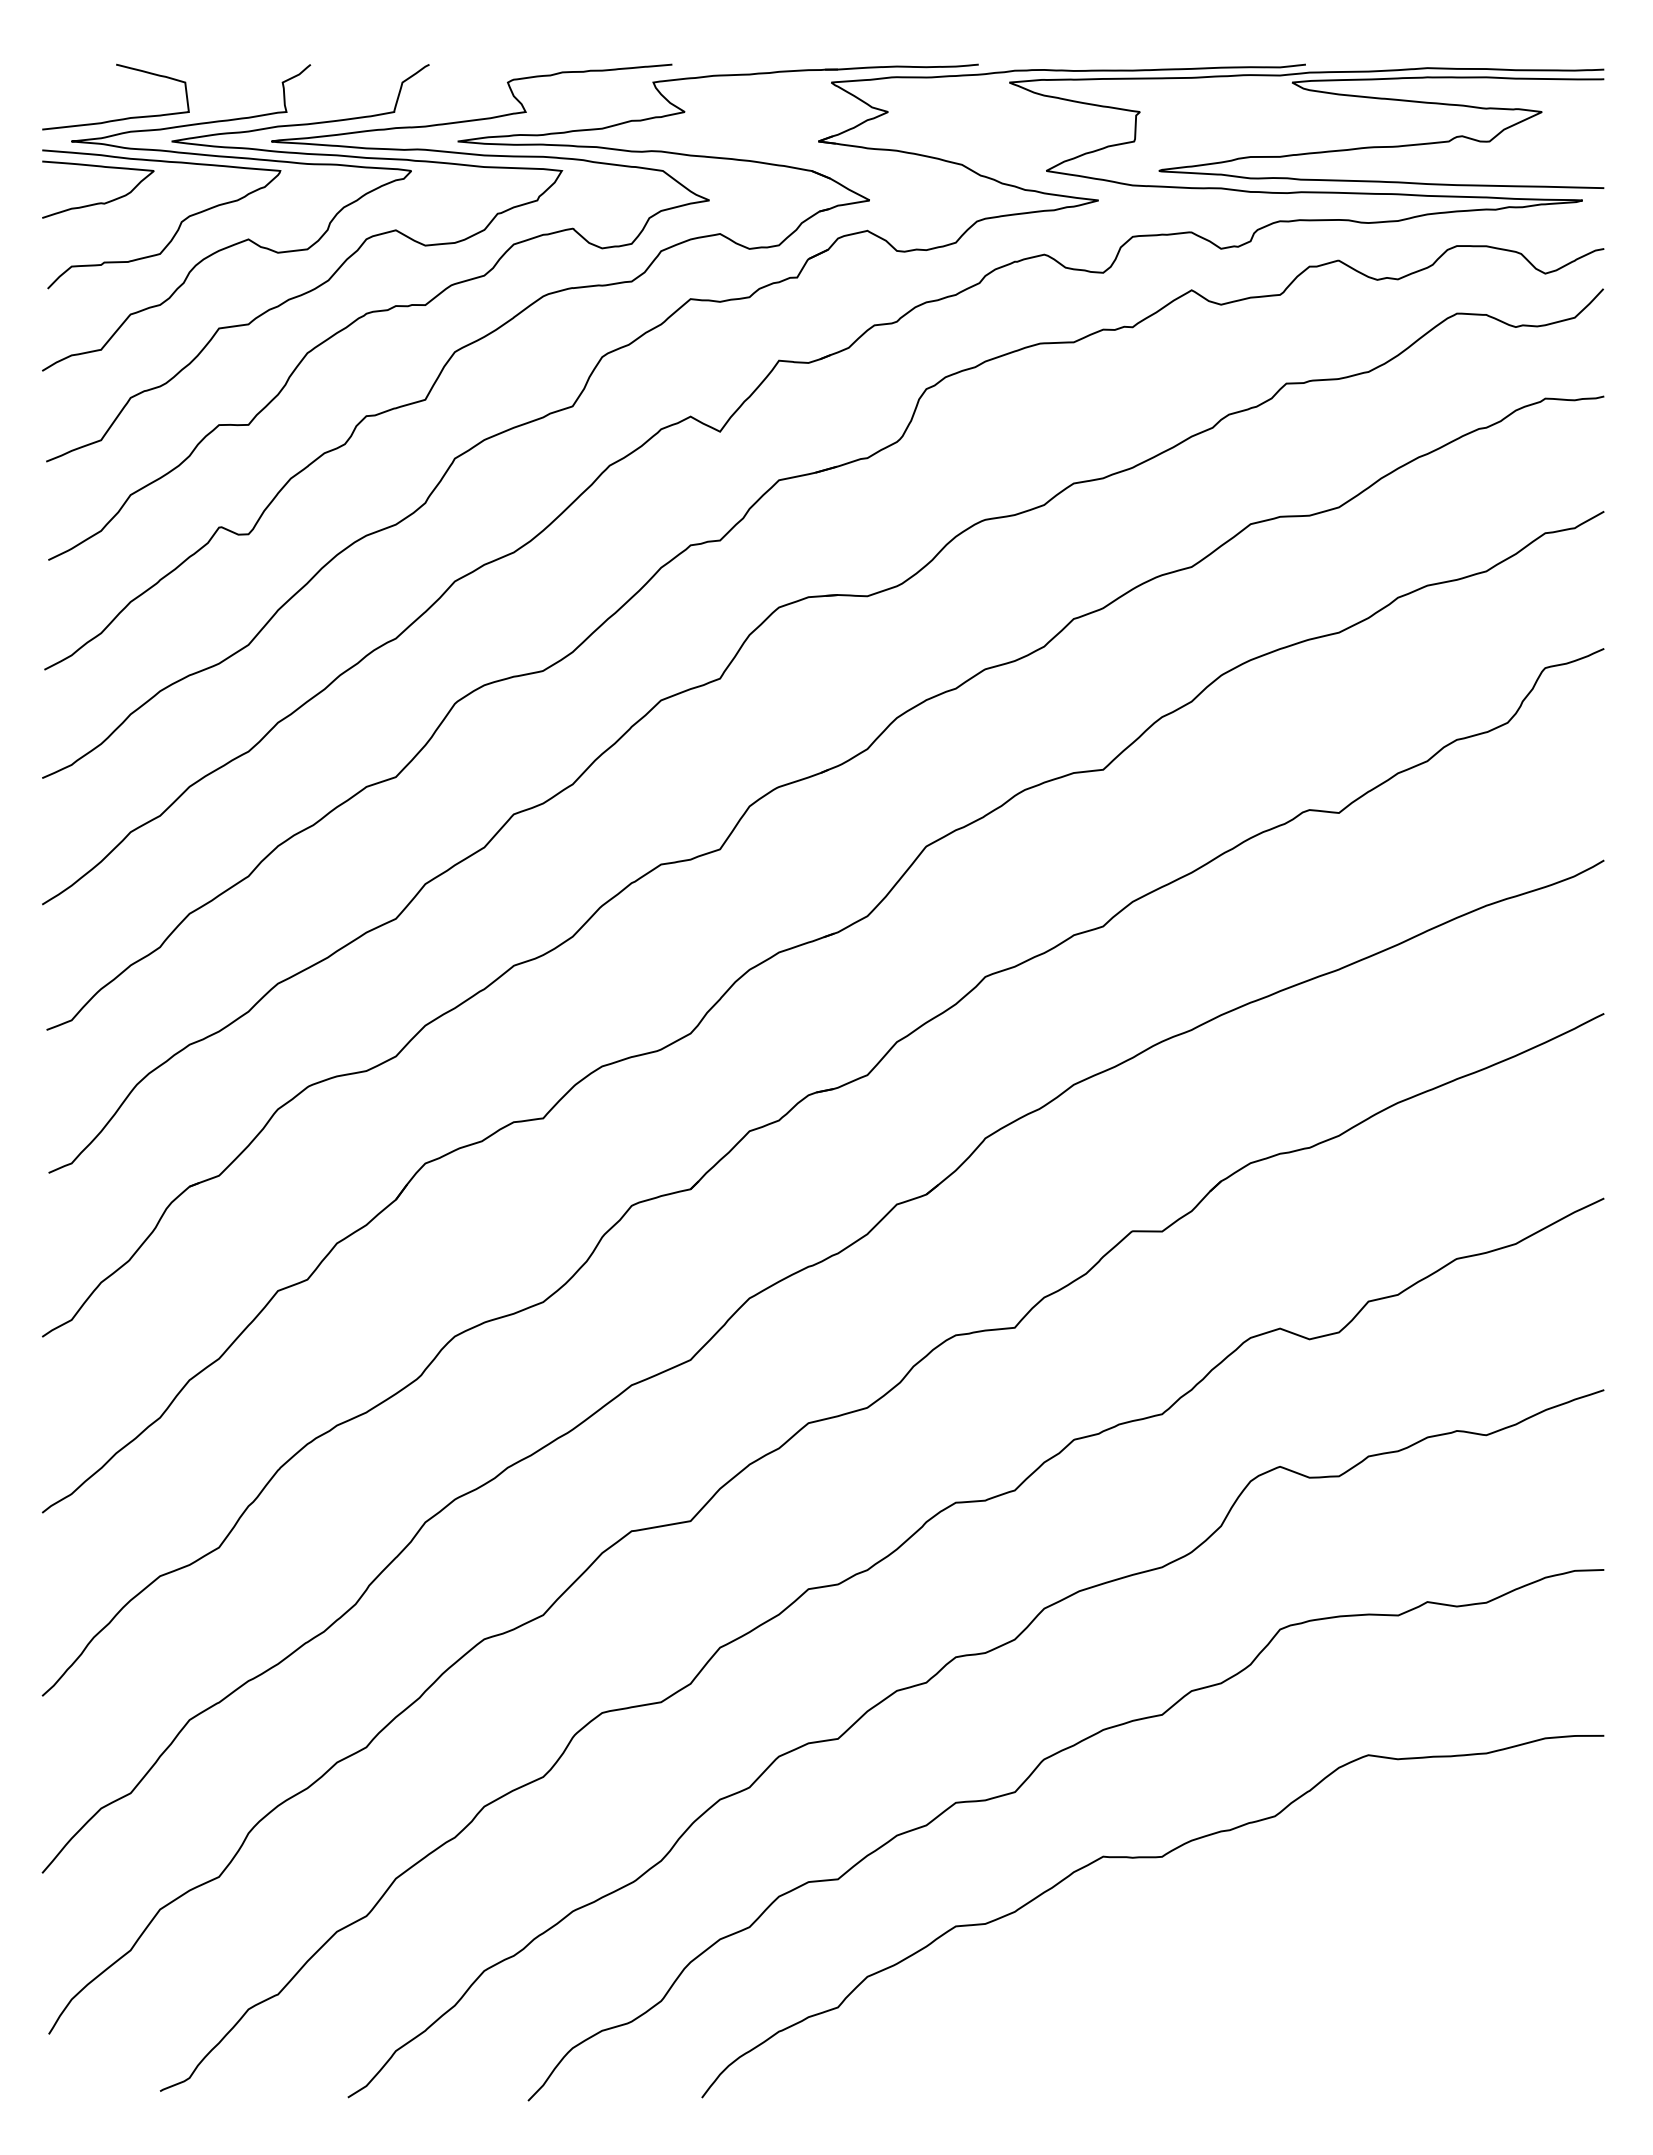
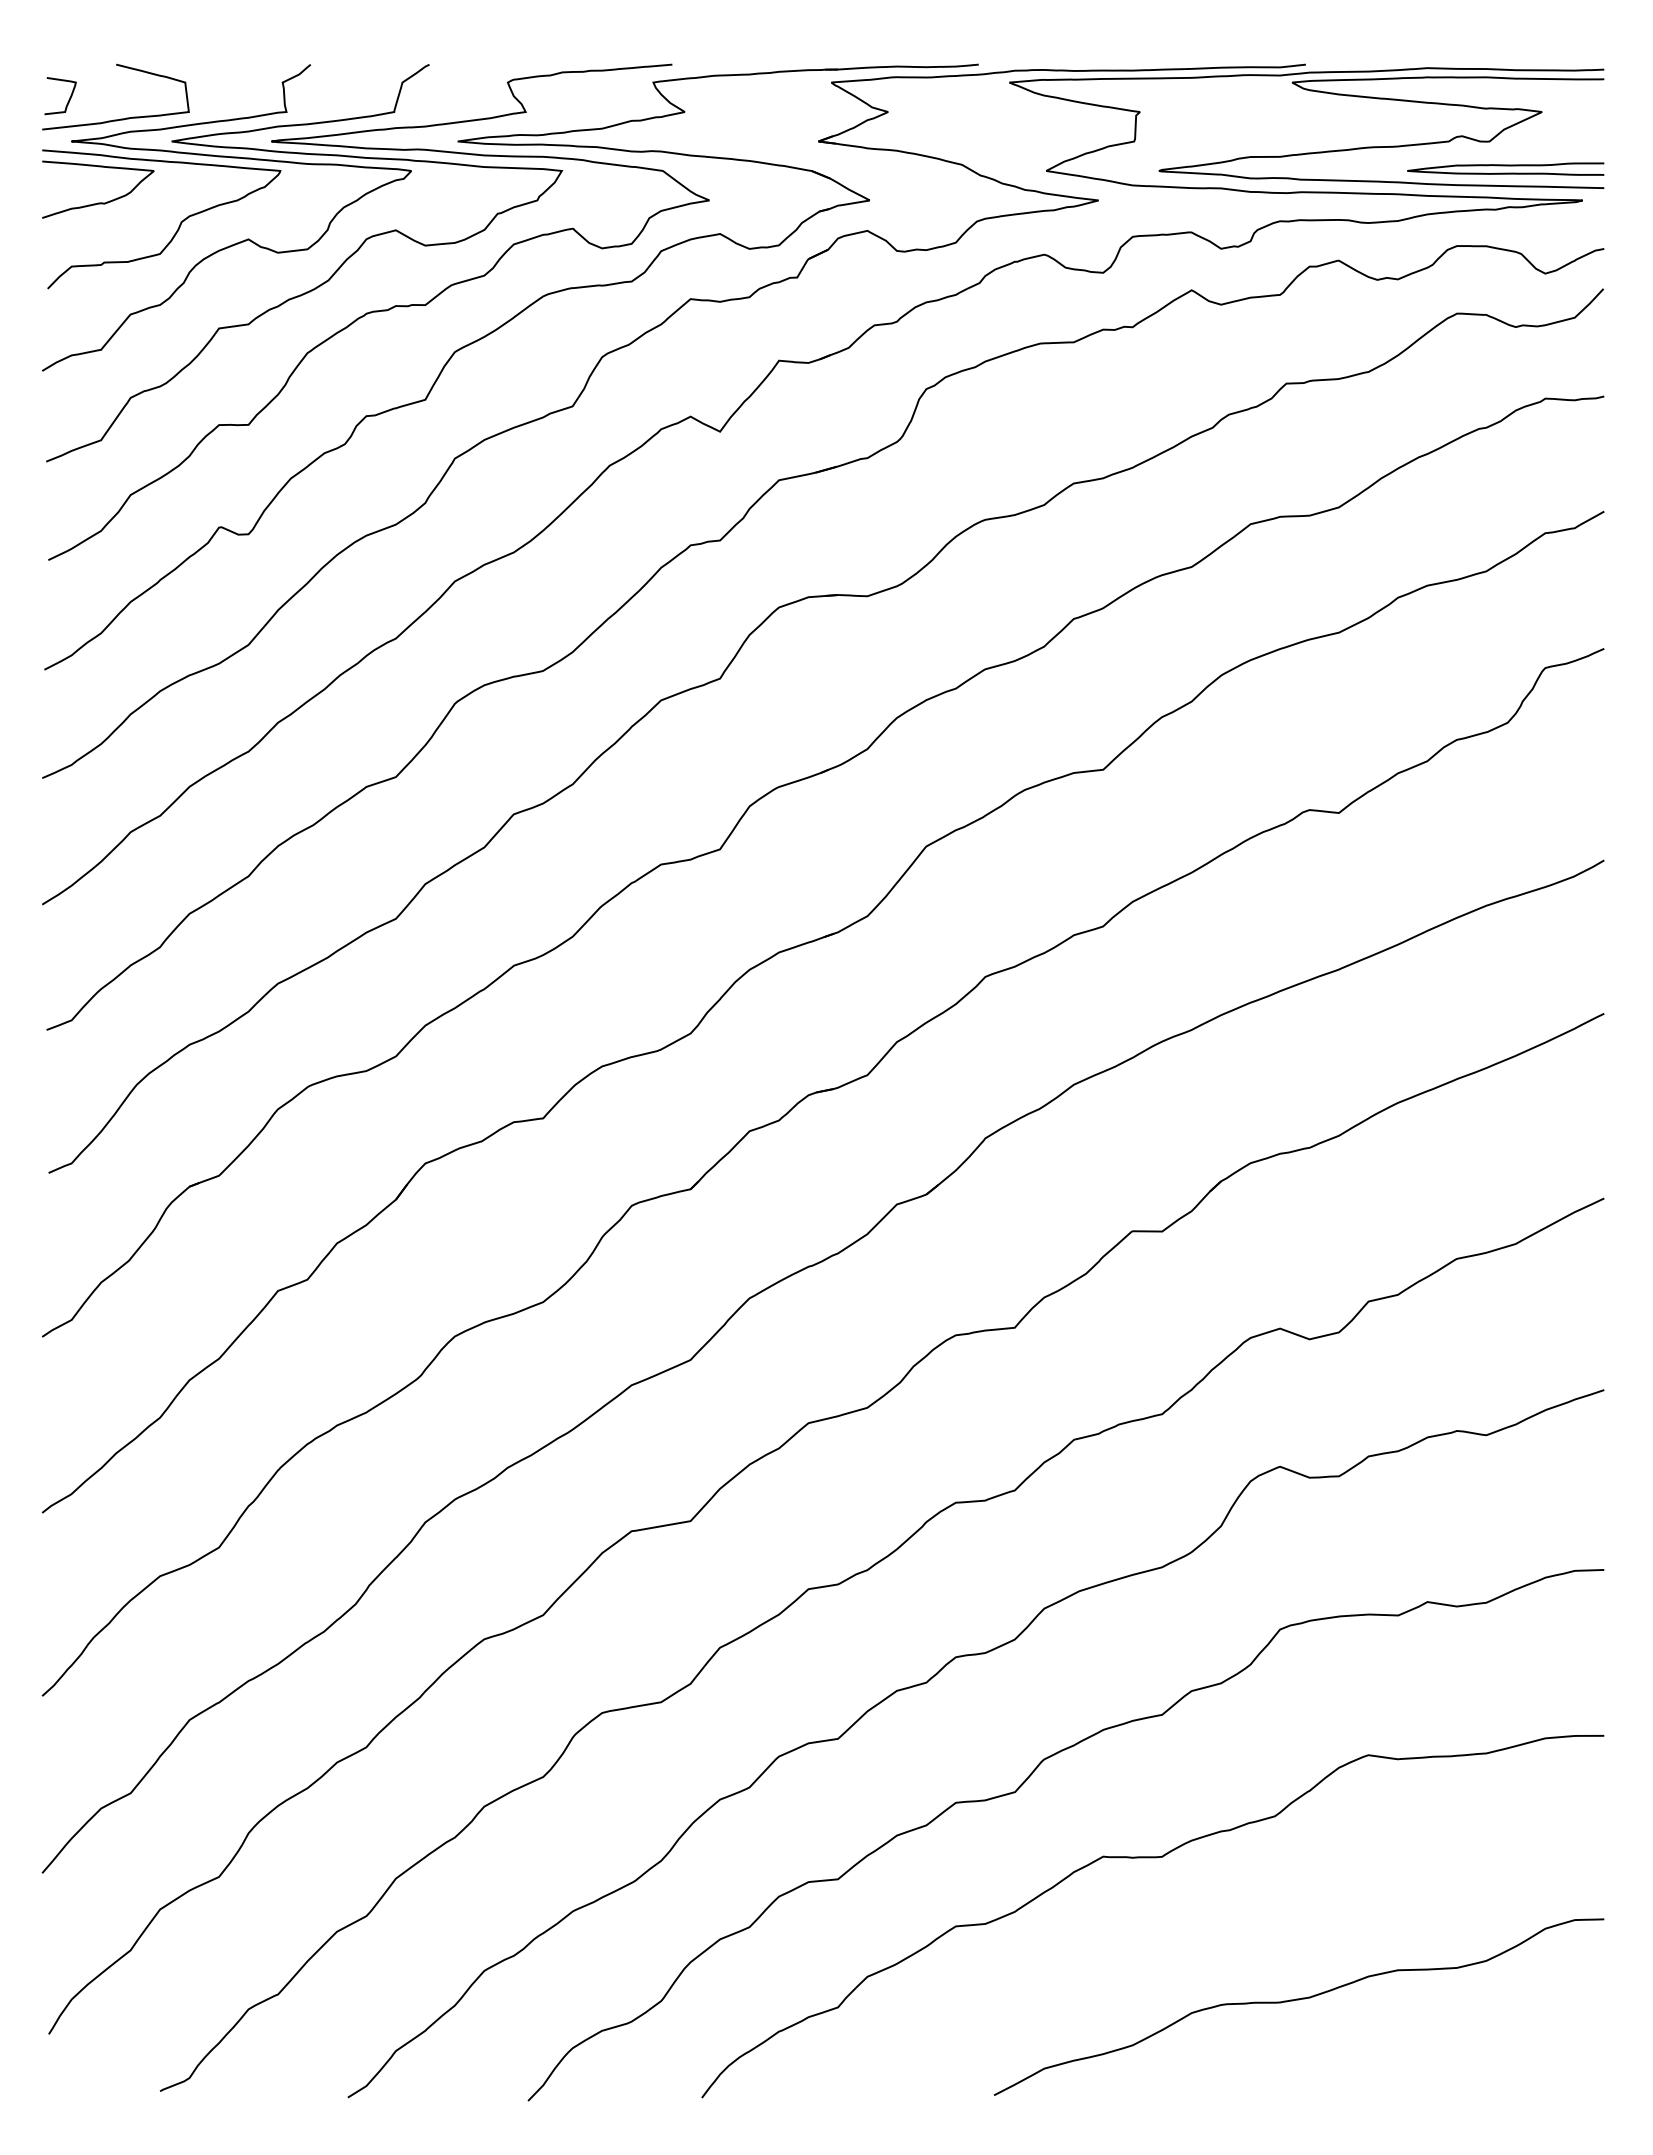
curve: none -> present (68, 99)
curve: none -> present (1505, 166)
curve: none -> present (1298, 2000)
